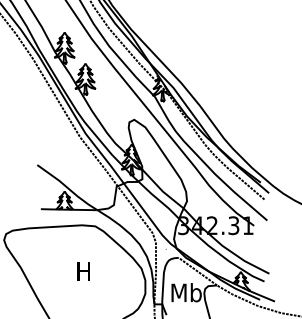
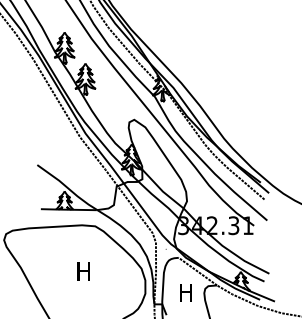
text: Mb -> H (186, 292)
